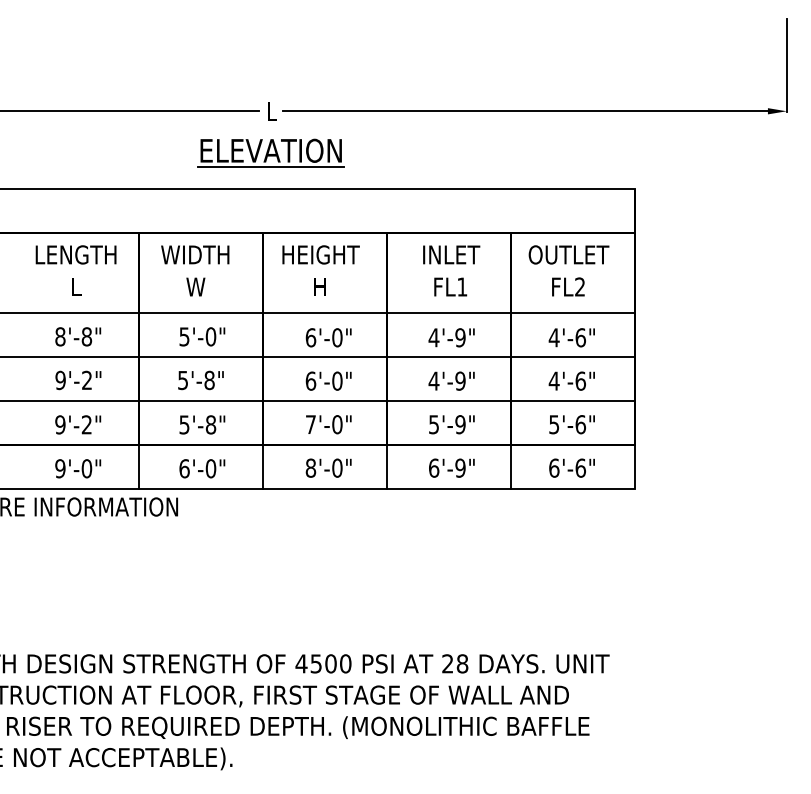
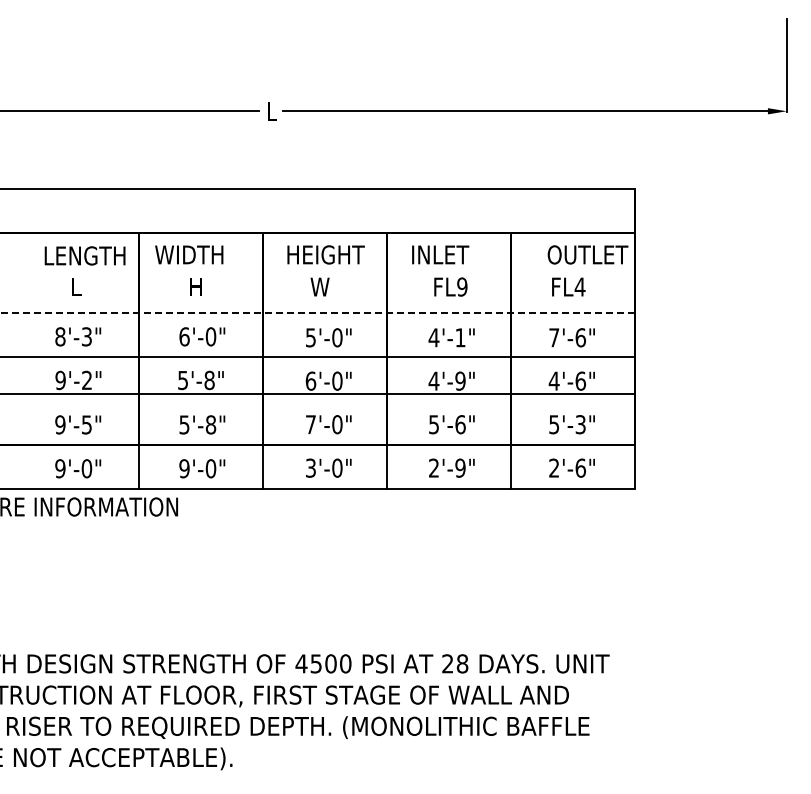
part: present -> none (270, 152)
text position: (75, 254) -> (84, 255) (84, 255)
text position: (195, 254) -> (189, 254) (189, 254)
text position: (320, 254) -> (325, 254) (325, 254)
text position: (451, 254) -> (440, 254) (440, 254)
text position: (568, 254) -> (587, 254) (587, 254)
text: W -> H (195, 286)
text: H -> W (319, 286)
text: FL1 -> FL9 (462, 286)
text: FL2 -> FL4 (579, 286)
line: solid -> dashed (318, 313)
text: 8'-8" -> 8'-3" (86, 336)
text: 5'-0" -> 6'-0" (184, 336)
text: 6'-0" -> 5'-0" (310, 337)
text: 4'-9" -> 4'-1" (460, 337)
text: 4'-6" -> 7'-6" (553, 337)
line position: (318, 401) -> (318, 394) (318, 394)
text: 9'-2" -> 9'-5" (86, 424)
text: 5'-9" -> 5'-6" (460, 424)
text: 5'-6" -> 5'-3" (580, 424)
text: 8'-0" -> 3'-0" (310, 467)
text: 6'-9" -> 2'-9" (434, 467)
text: 6'-6" -> 2'-6" (554, 467)
text: 6'-0" -> 9'-0" (184, 468)
